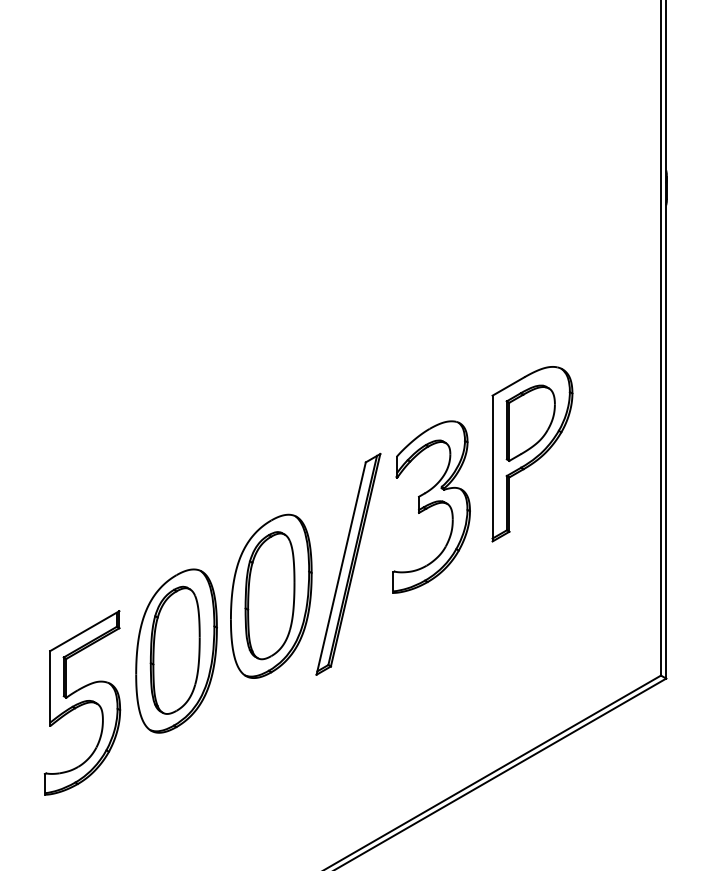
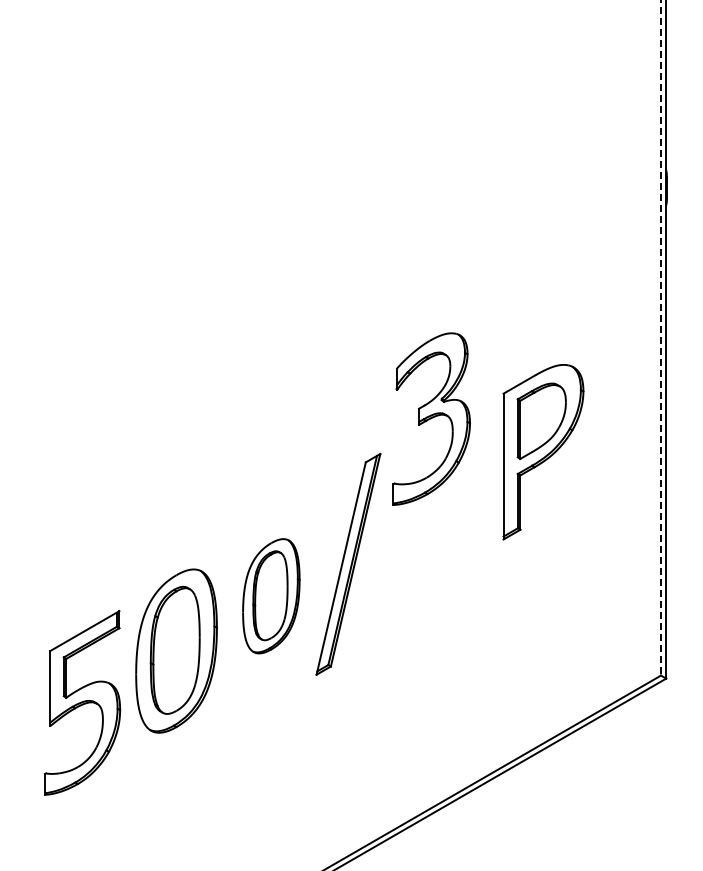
line: solid -> dashed (661, 338)
part position: (532, 454) -> (543, 452) (543, 452)
part position: (431, 506) -> (431, 418) (431, 418)
part size: 83x166 px -> 59x117 px (271, 596)
